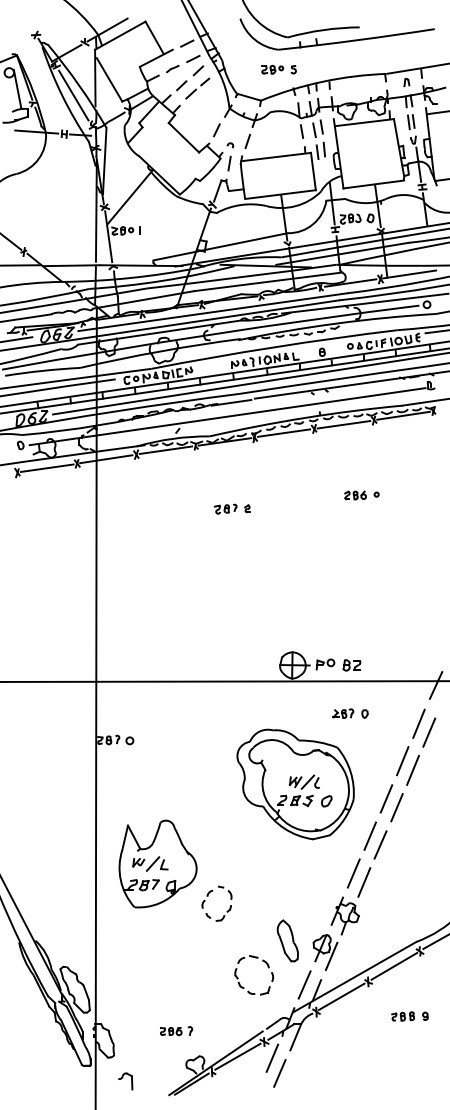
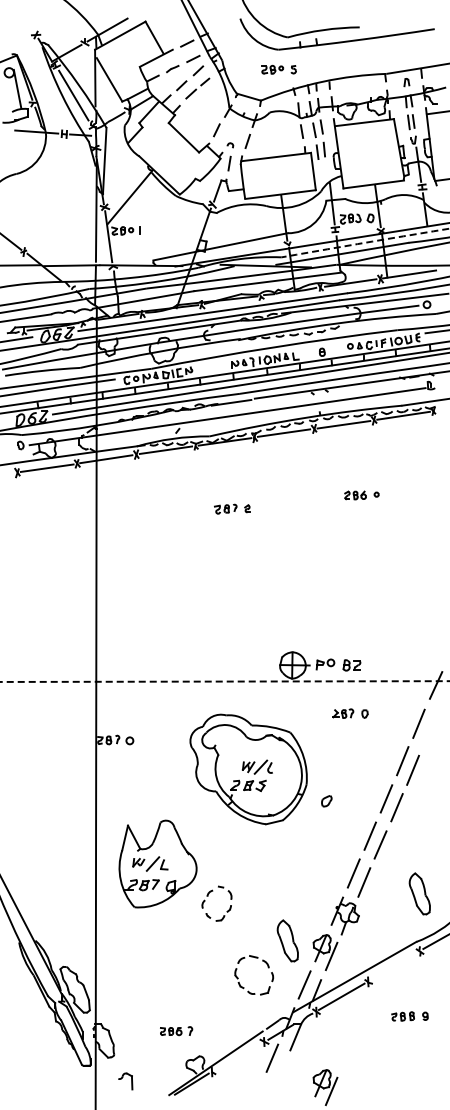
arc: solid -> dashed (365, 242)
line: solid -> dashed (225, 681)
line: present -> none (429, 732)
part position: (295, 784) -> (248, 769) (248, 769)
part: none -> present (419, 893)
line: present -> none (394, 965)
line: present -> none (237, 1056)
line: present -> none (279, 1073)
part: none -> present (325, 1087)
